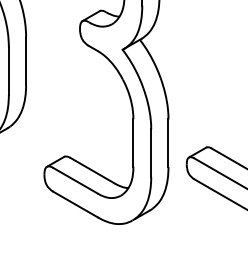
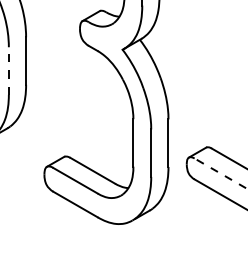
line: solid -> dashed (8, 71)
line: solid -> dashed (221, 173)
